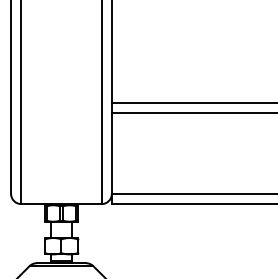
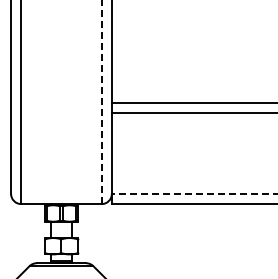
line: solid -> dashed (101, 102)
line: solid -> dashed (194, 193)
